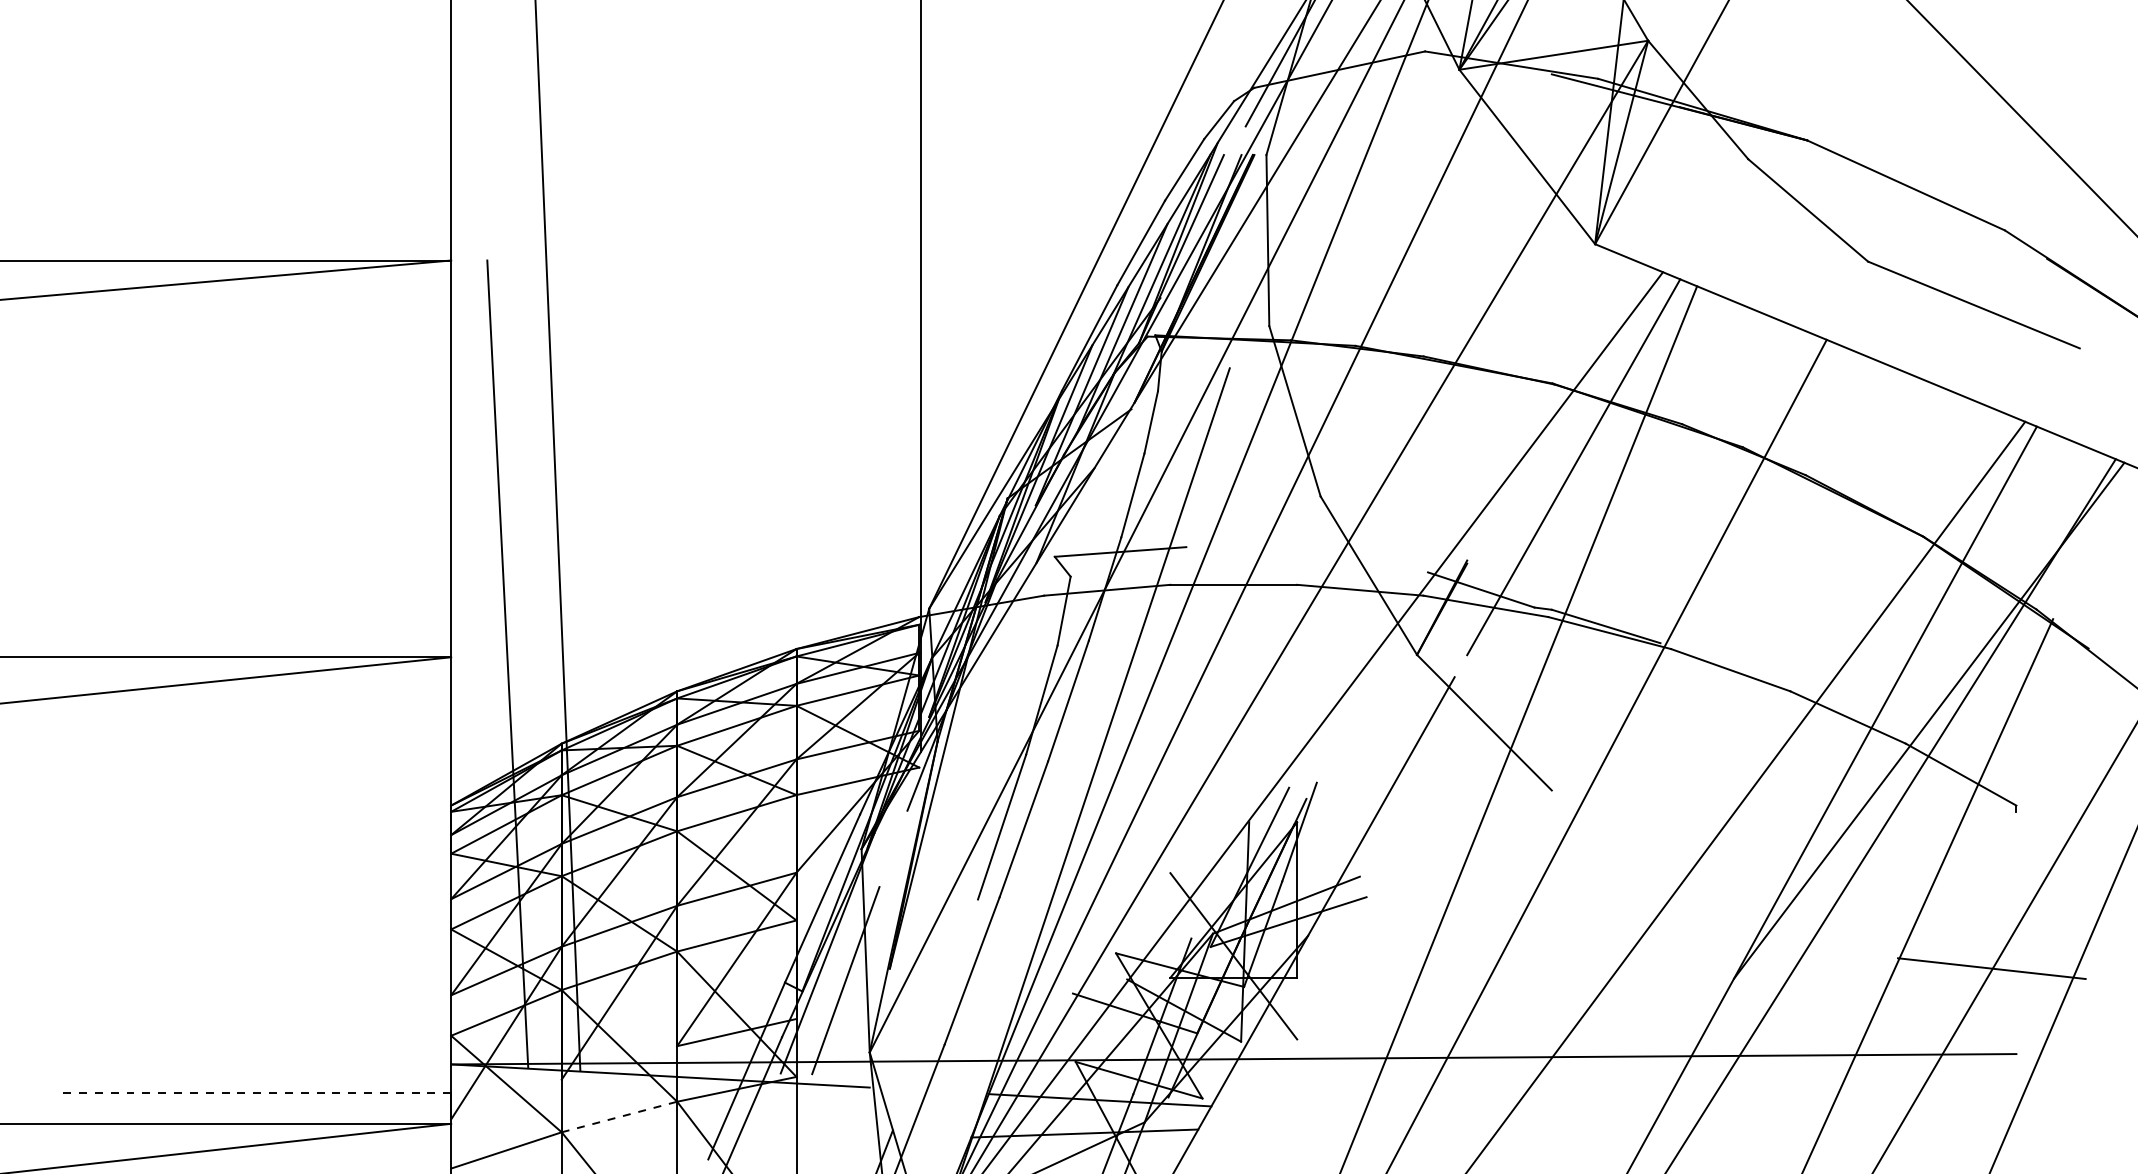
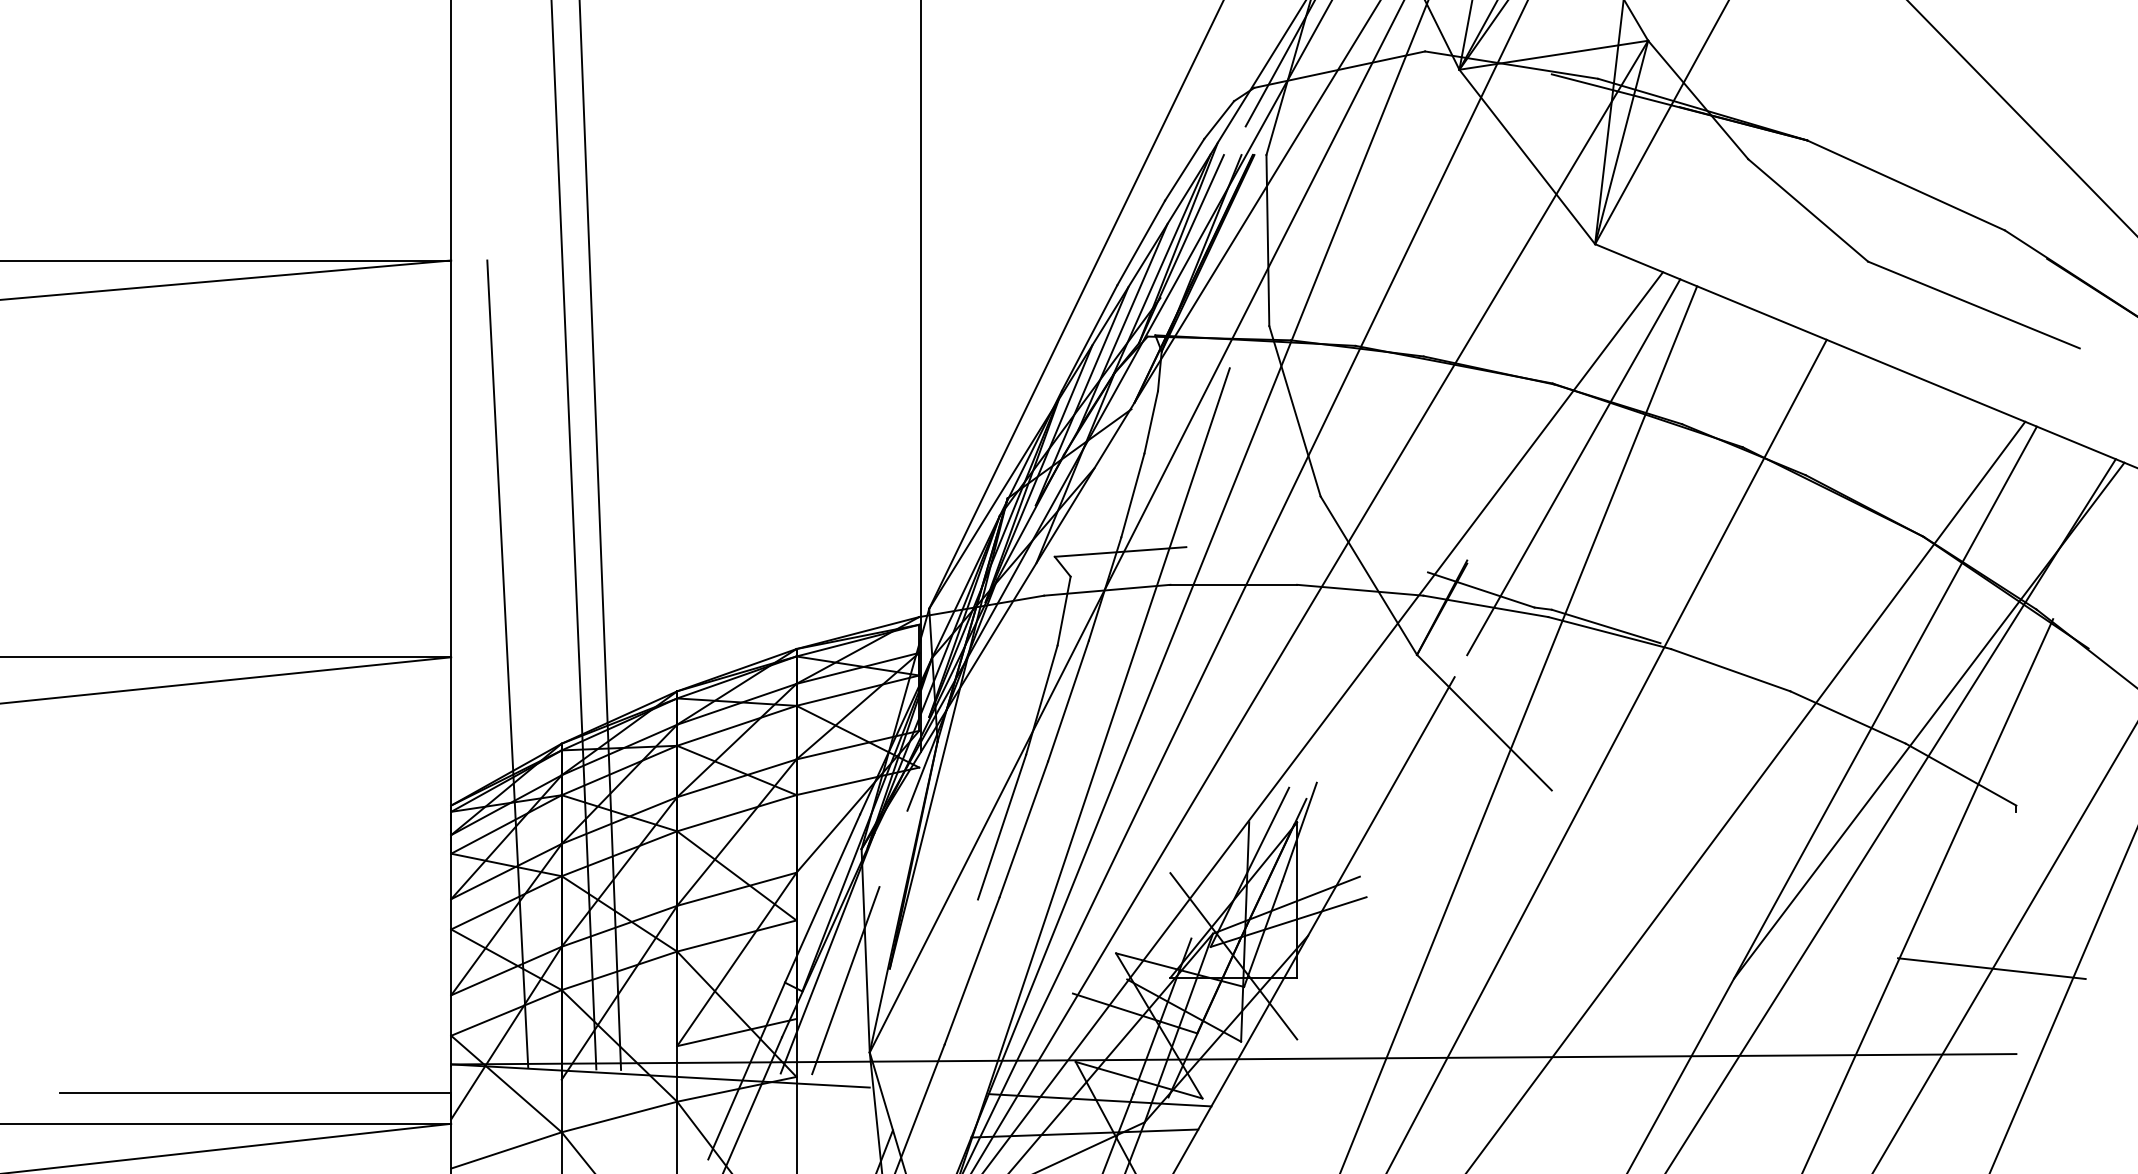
line: none -> present (600, 535)
line position: (557, 536) -> (573, 535) (573, 535)
line: dashed -> solid (255, 1093)
line: dashed -> solid (619, 1117)
